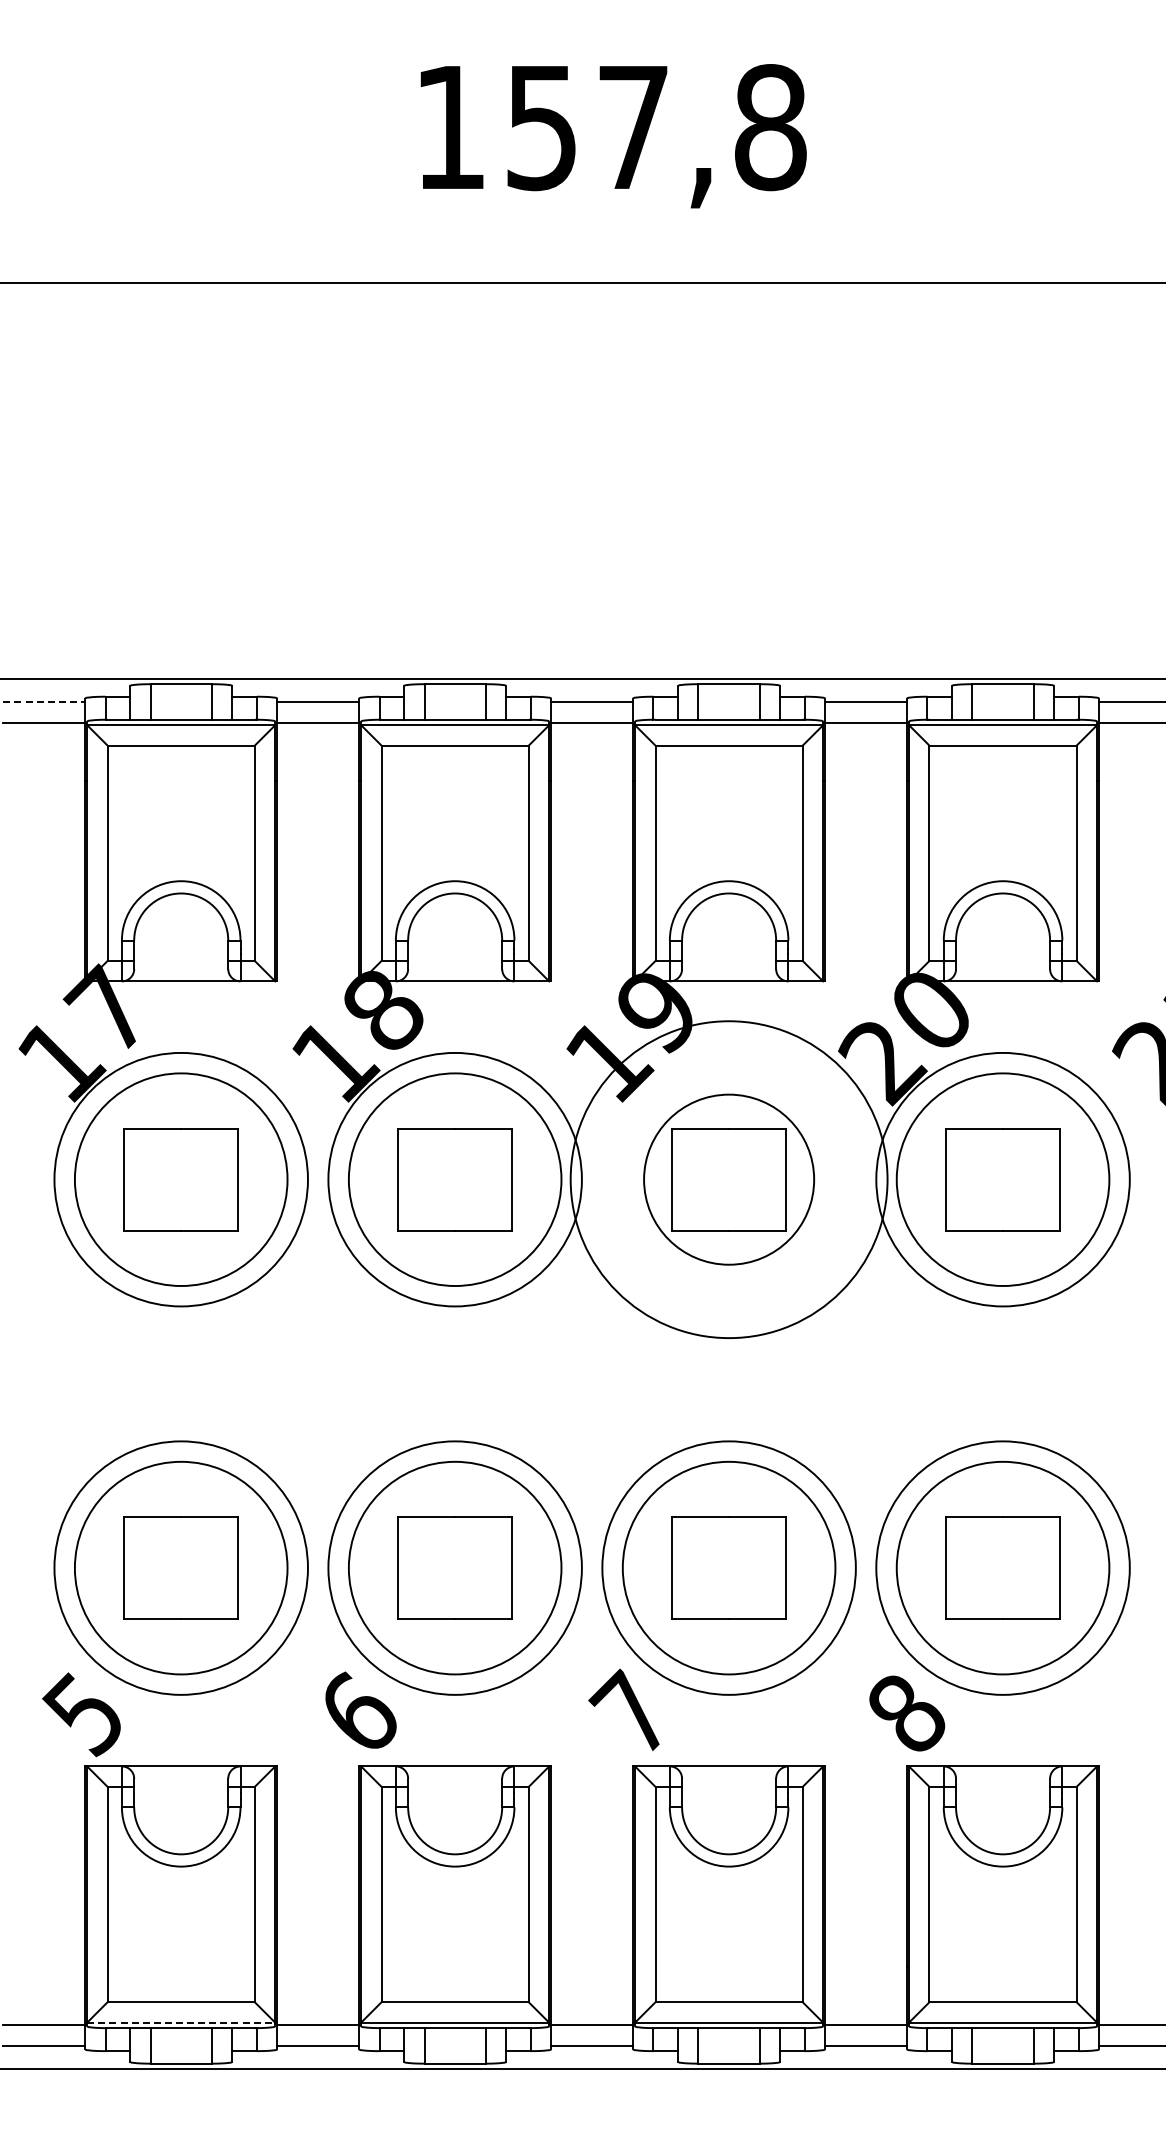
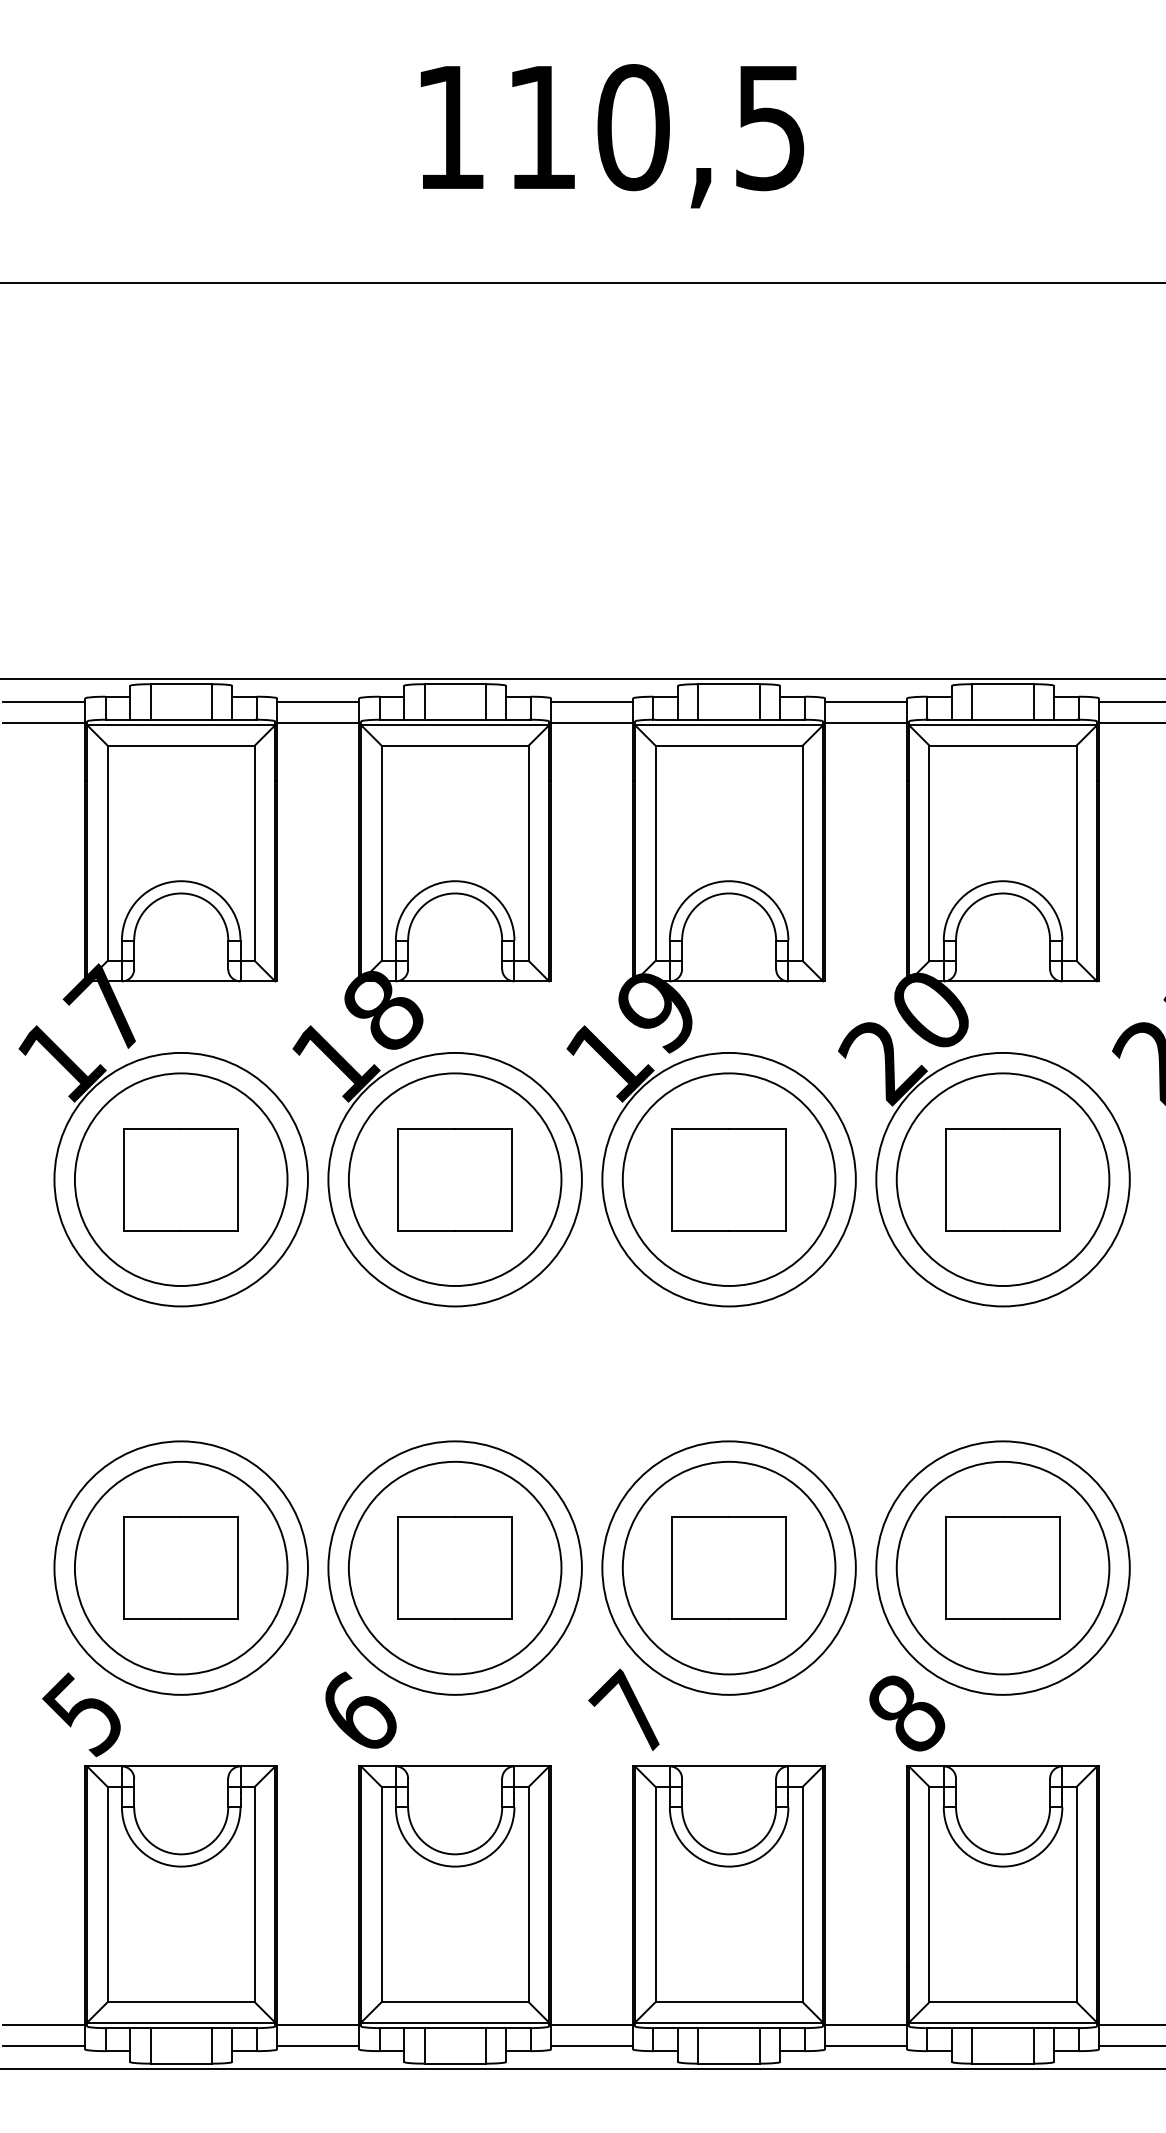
text: 157,8 -> 110,5 (656, 127)
line: dashed -> solid (44, 702)
circle diameter: 317 px -> 254 px (728, 1179)
circle diameter: 170 px -> 213 px (728, 1179)
line: dashed -> solid (181, 2022)
